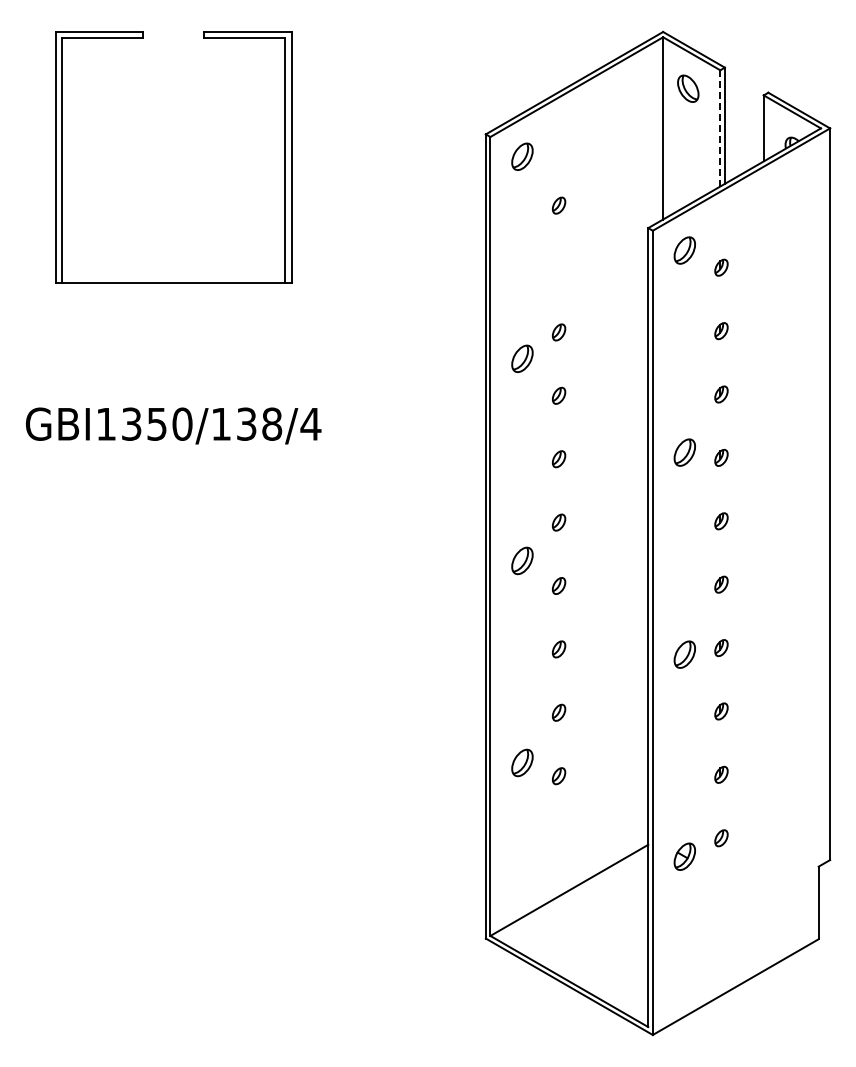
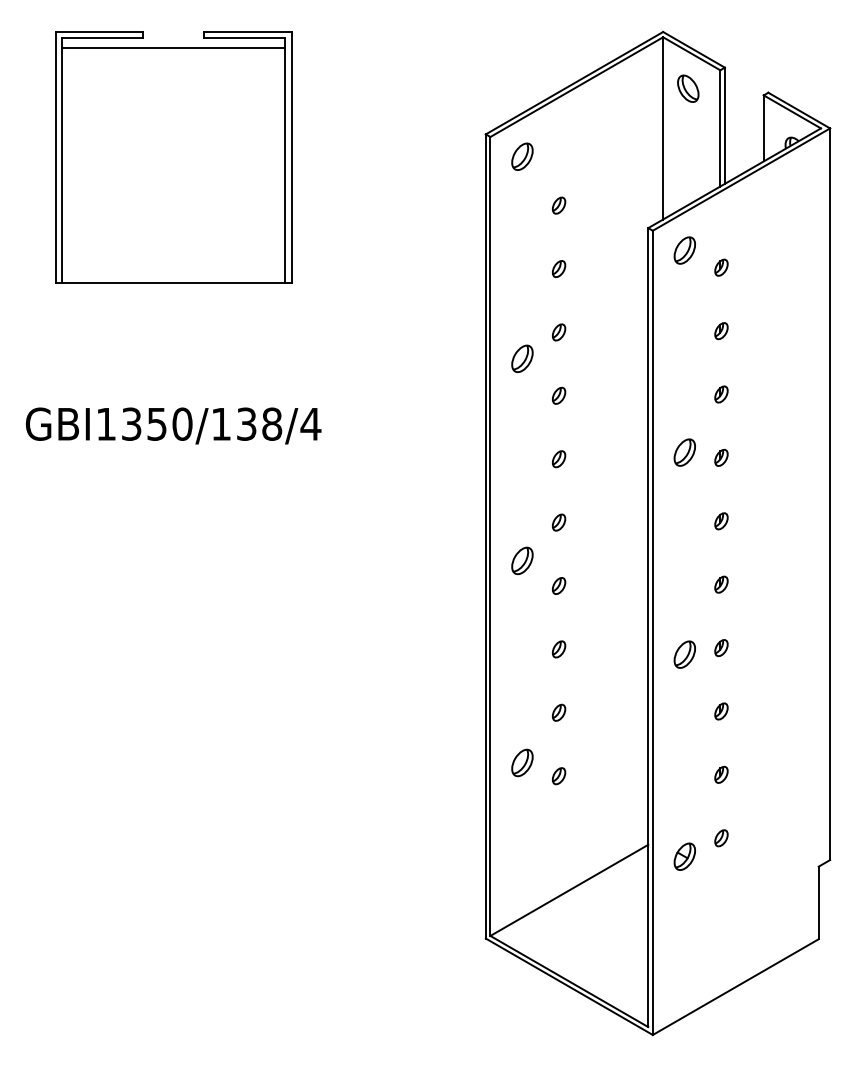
line: none -> present (173, 48)
line: dashed -> solid (720, 127)
part: none -> present (559, 268)
